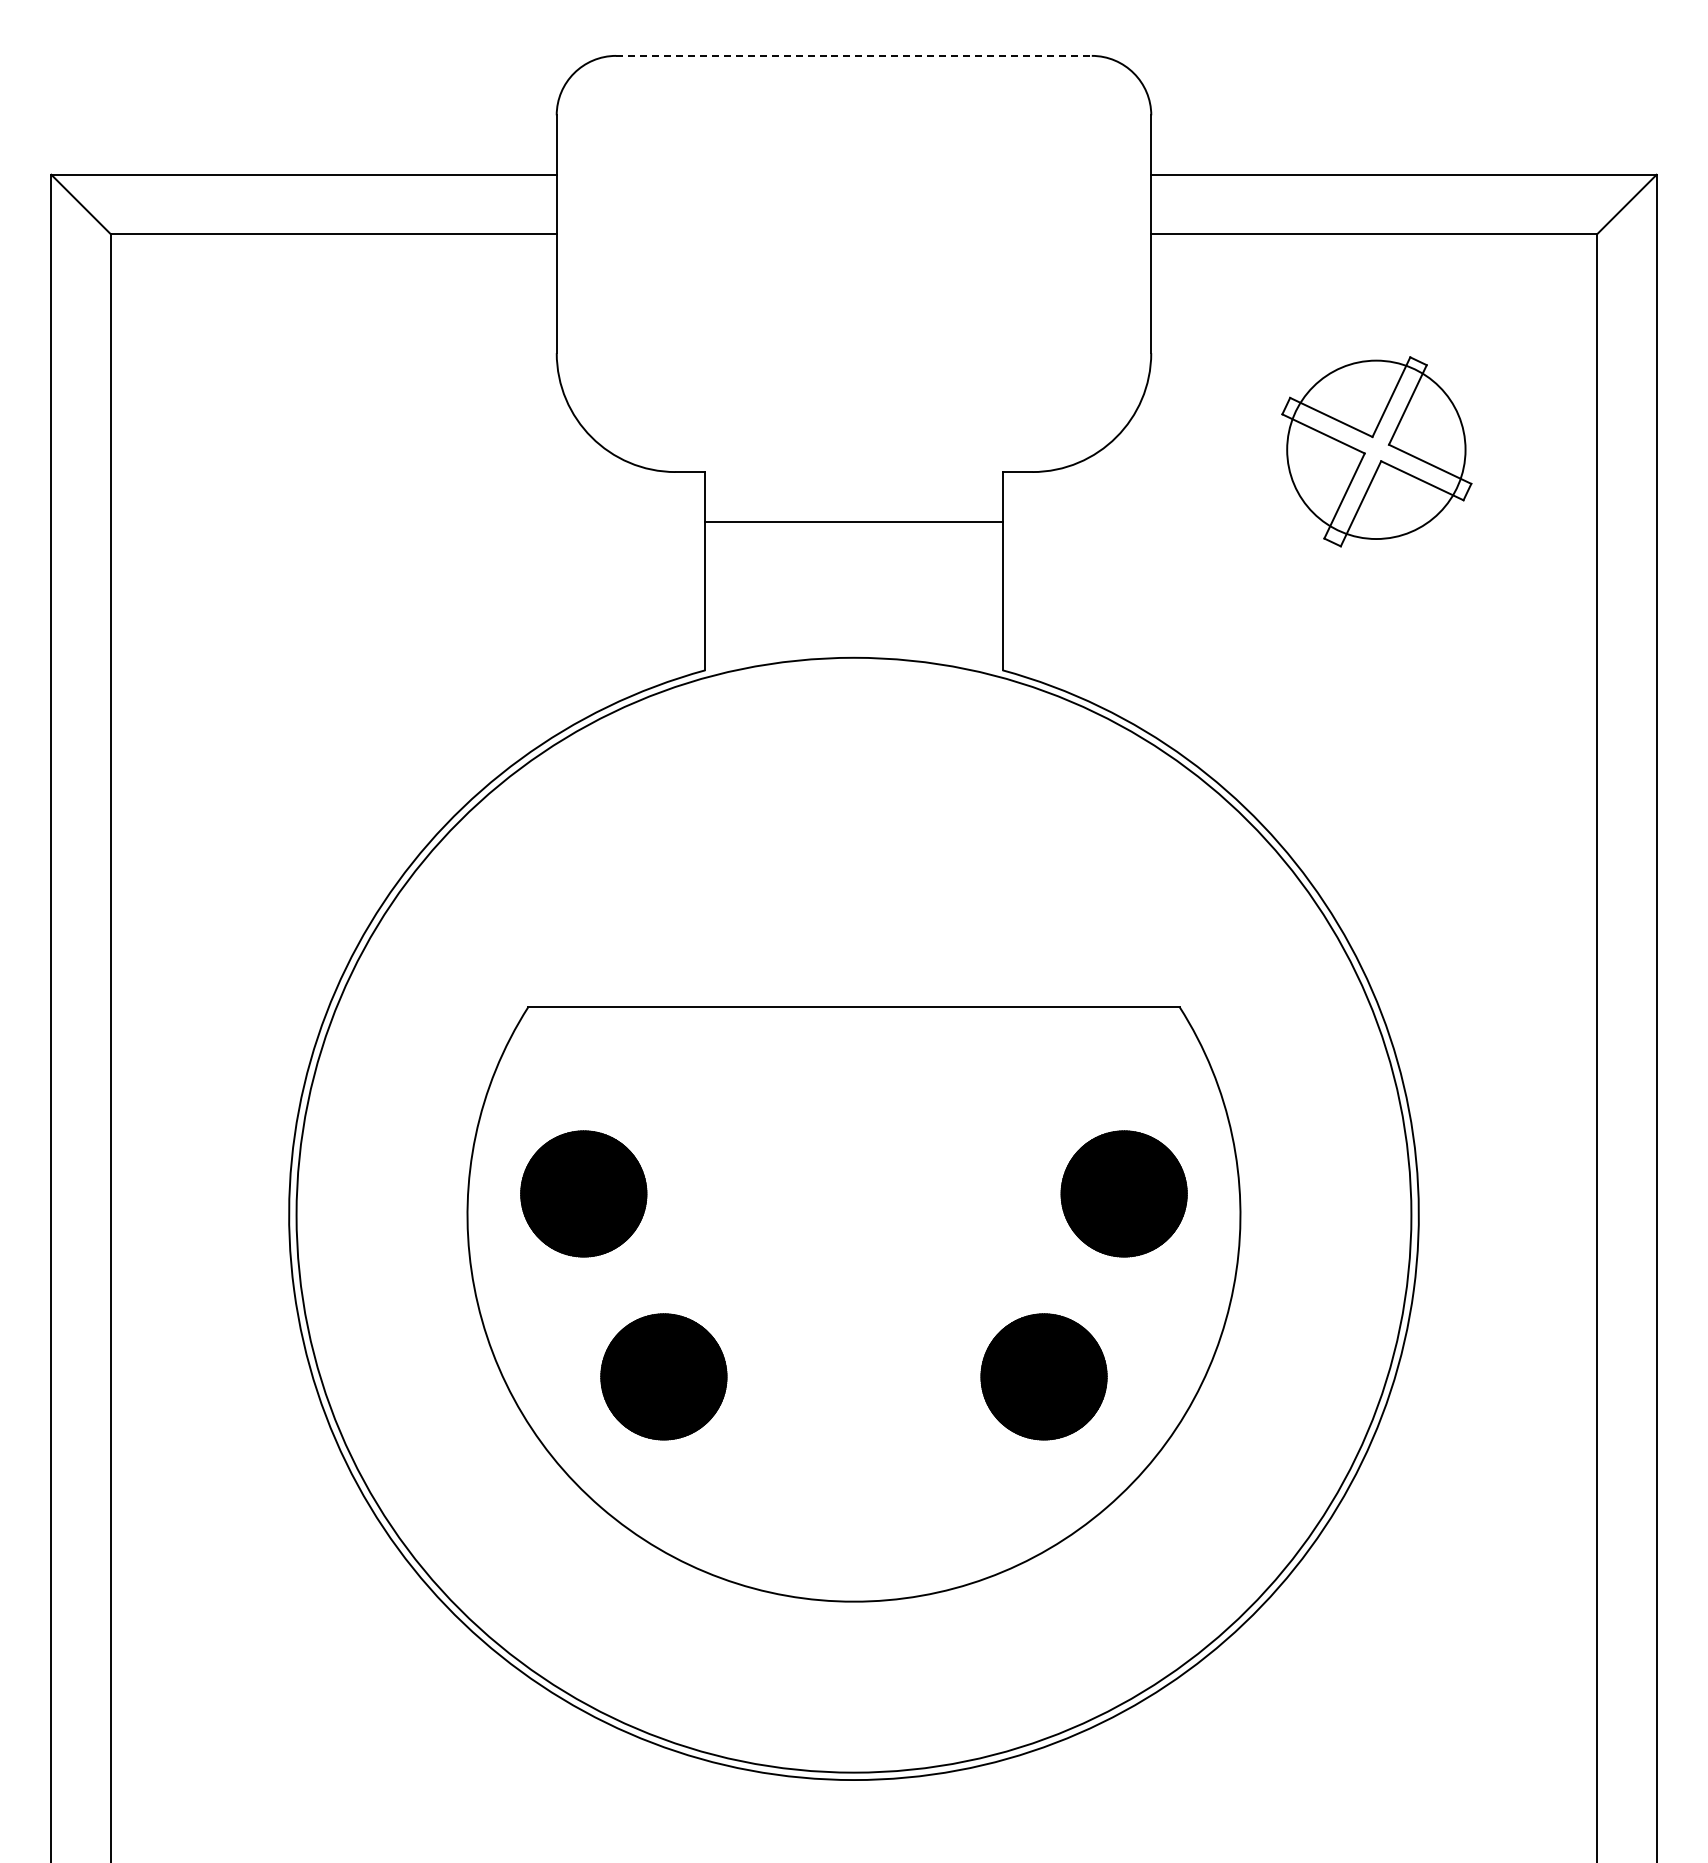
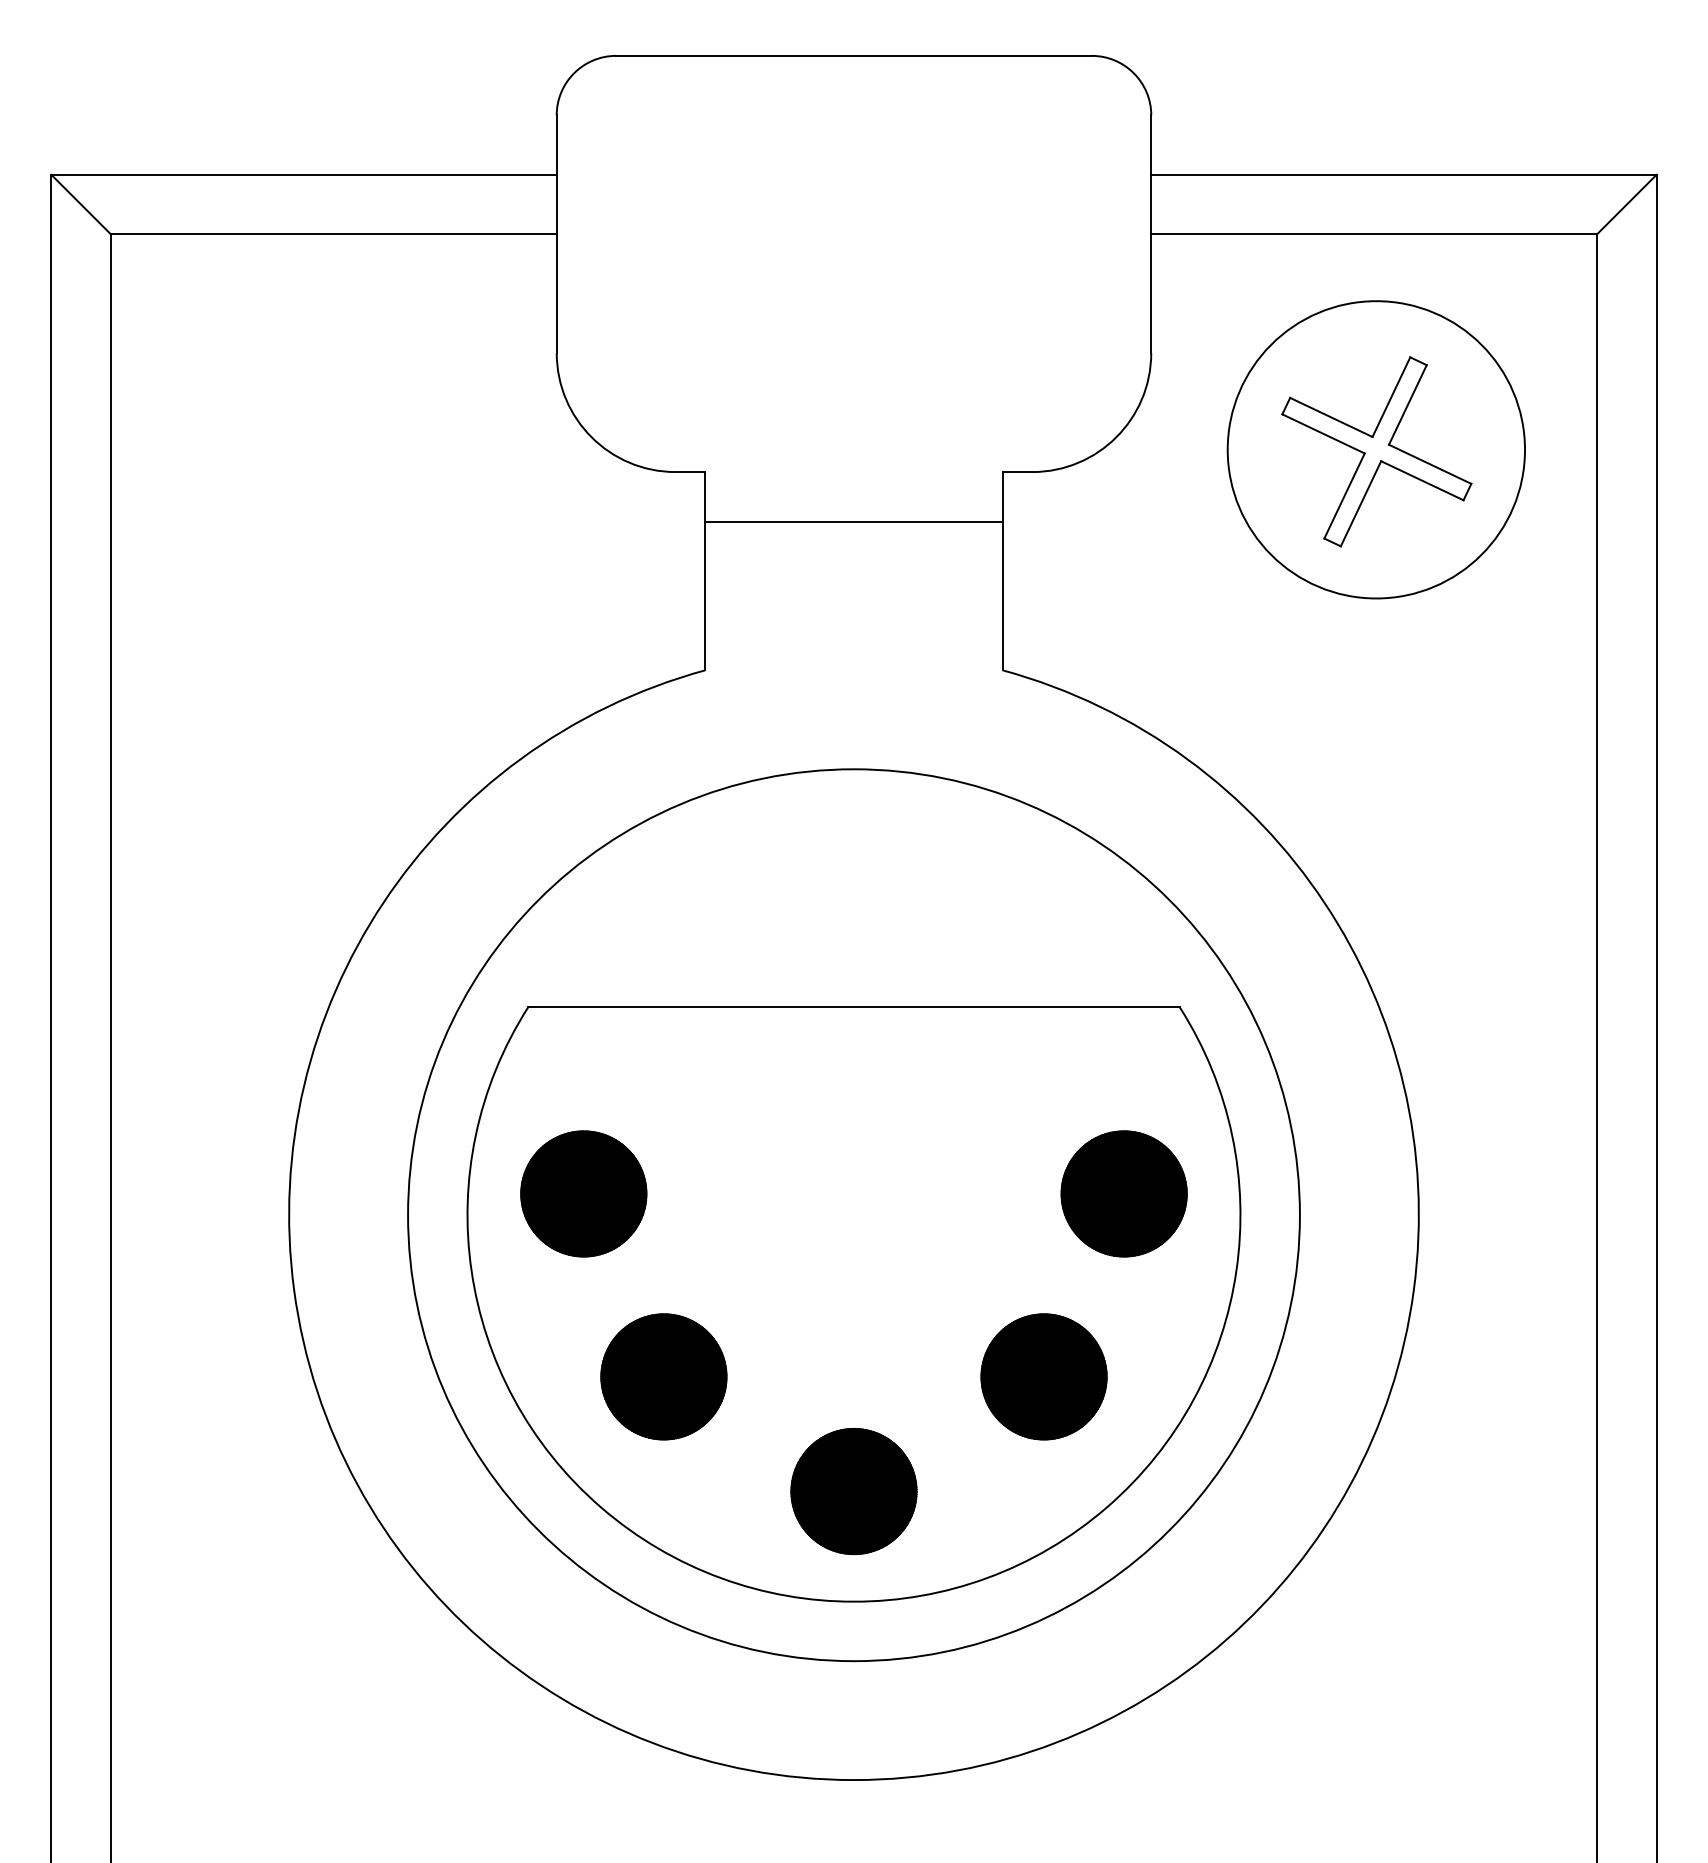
line: dashed -> solid (854, 55)
circle diameter: 178 px -> 297 px (1376, 449)
circle diameter: 1115 px -> 892 px (853, 1215)
part: none -> present (853, 1491)
